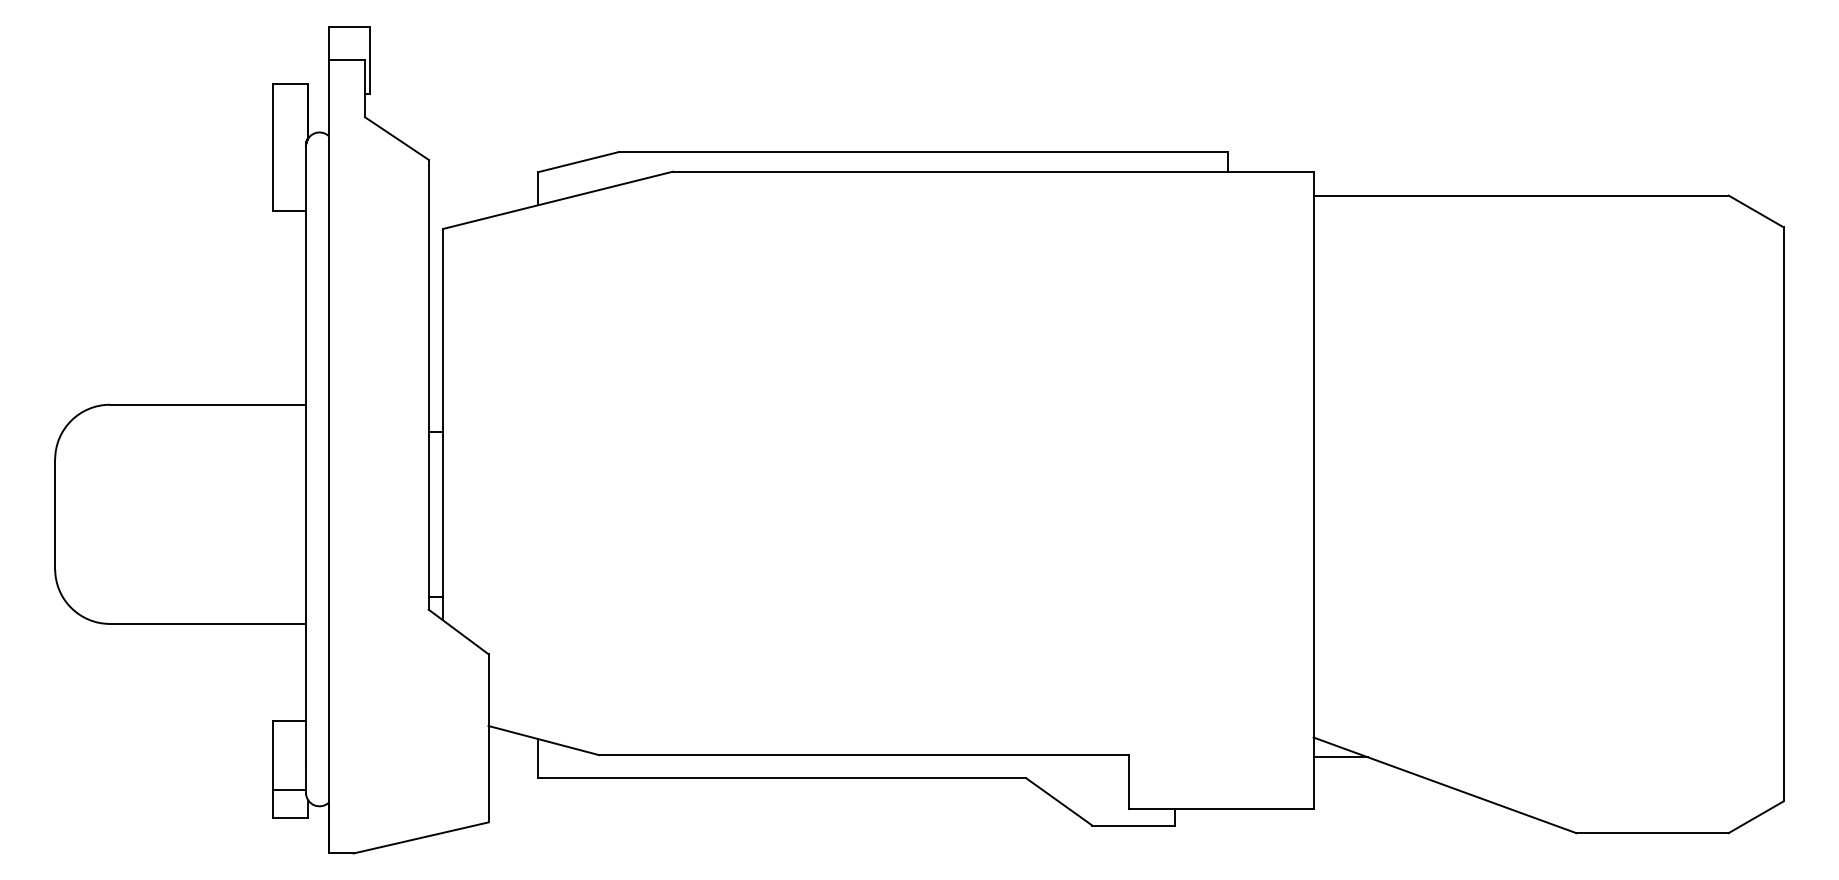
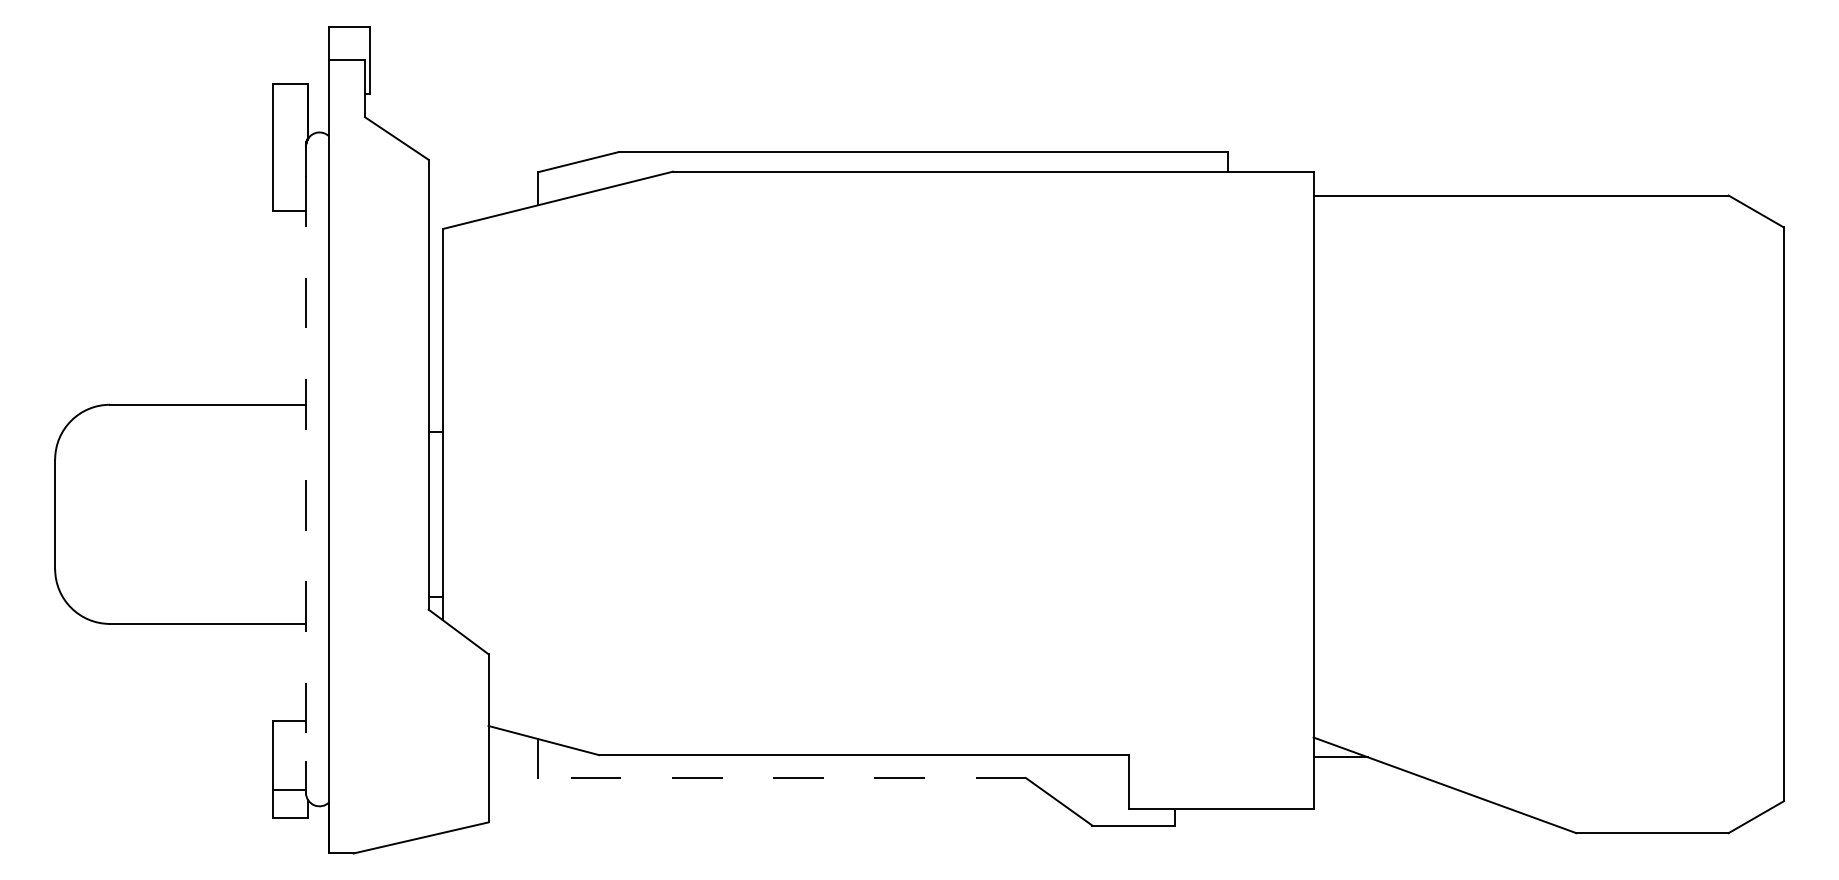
line: solid -> dashed (305, 469)
line: solid -> dashed (781, 778)
